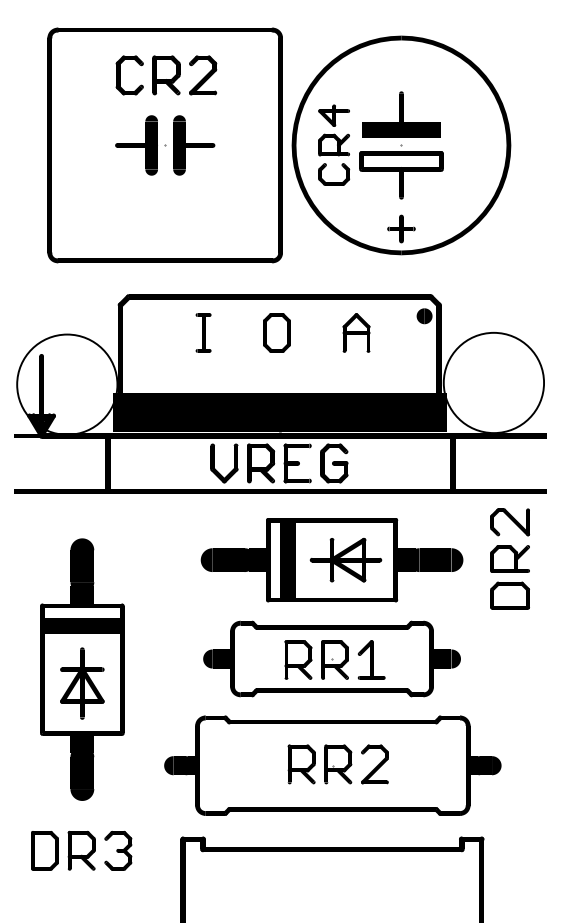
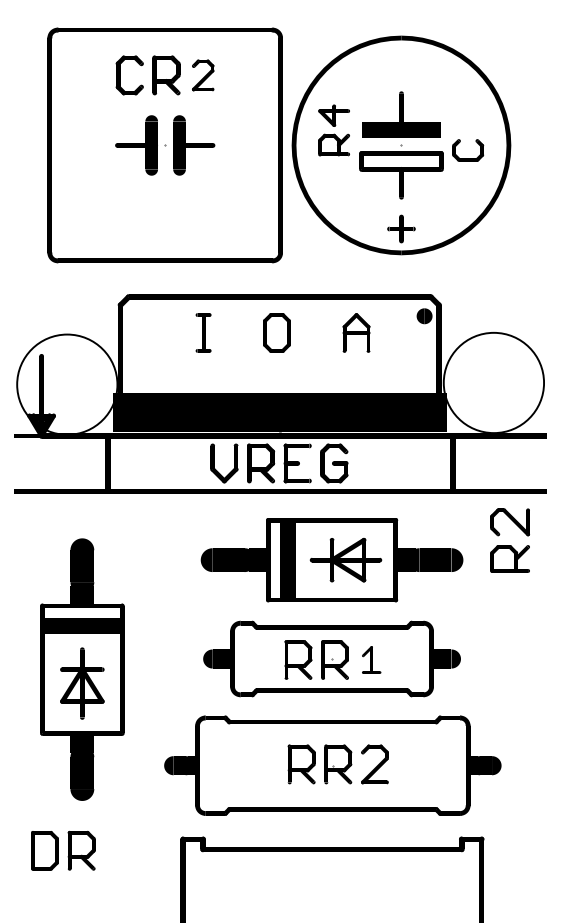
part size: 29x41 px -> 23x33 px (203, 75)
part position: (334, 182) -> (468, 158) (468, 158)
part: present -> none (509, 595)
part size: 29x40 px -> 20x28 px (371, 659)
part: present -> none (118, 850)
